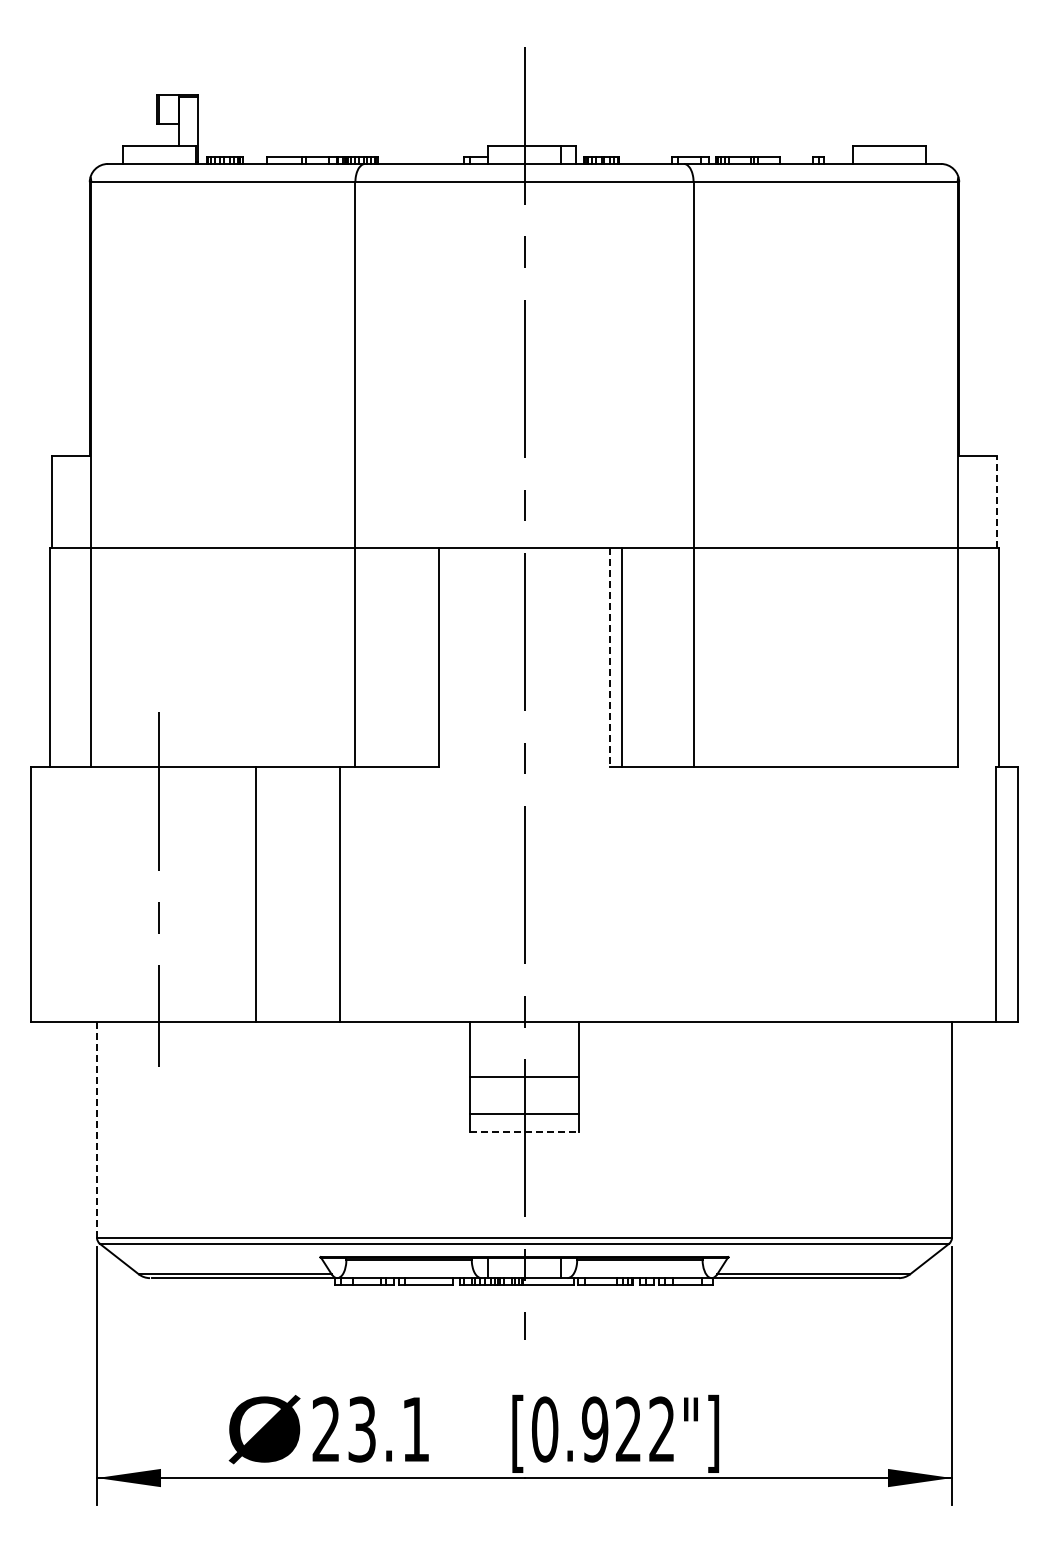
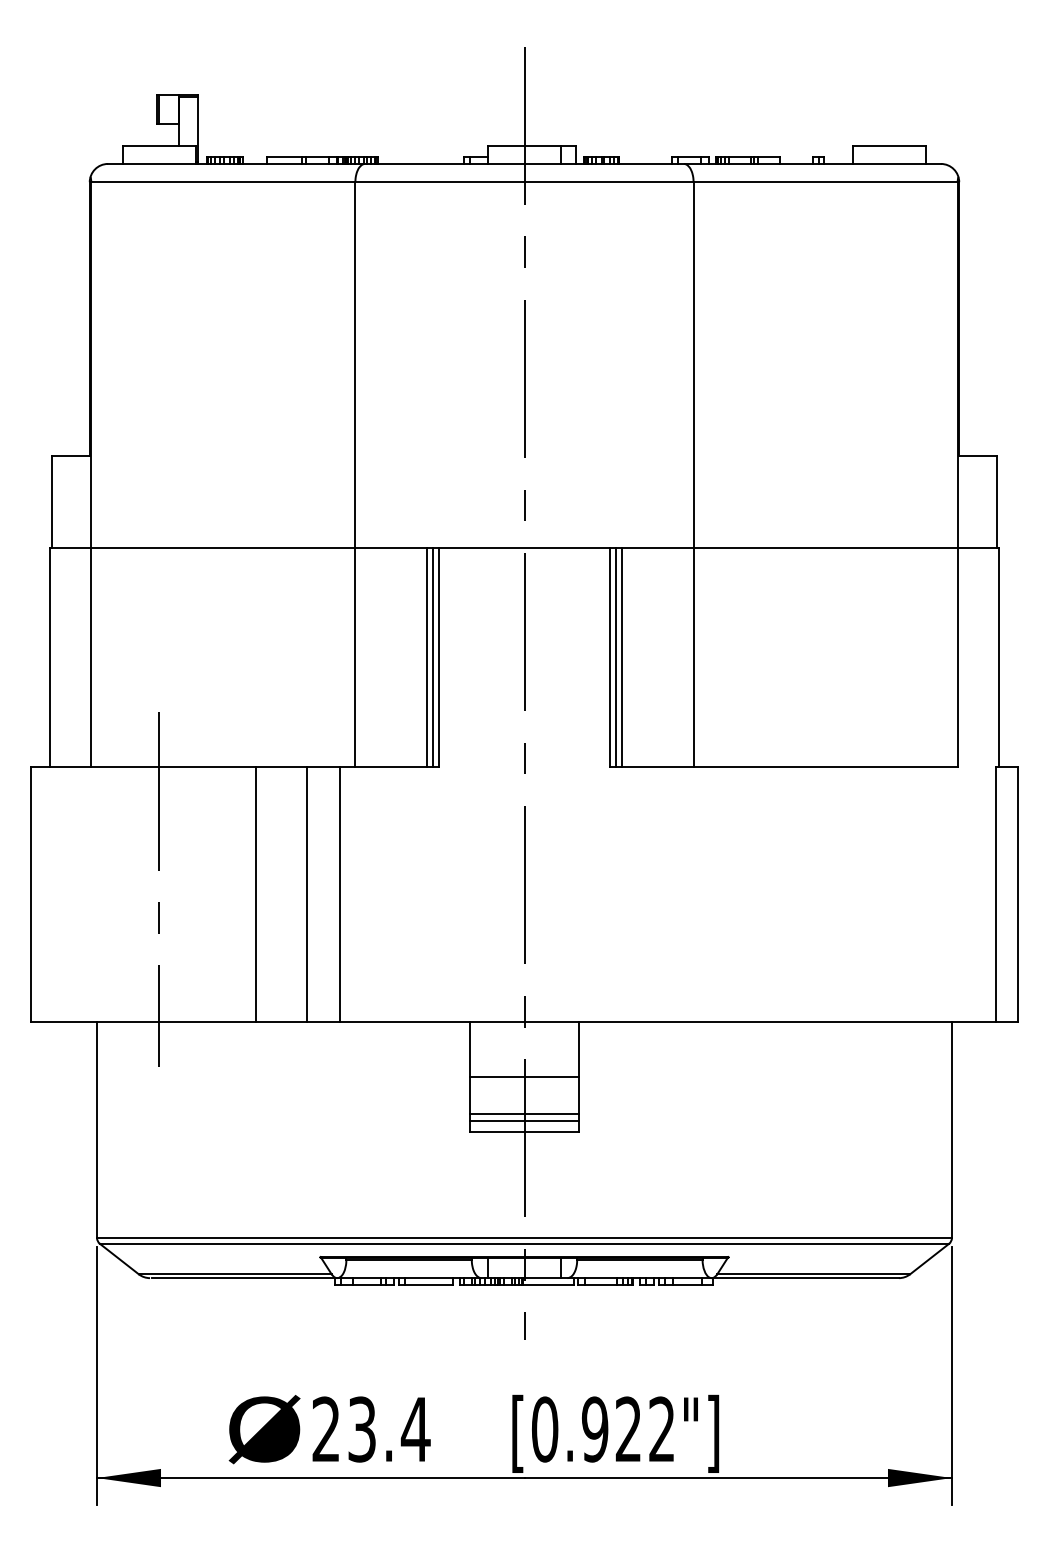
line: dashed -> solid (996, 501)
line: none -> present (427, 656)
line: none -> present (433, 656)
line: none -> present (615, 656)
line: dashed -> solid (609, 657)
line: none -> present (306, 894)
line: none -> present (524, 1121)
line: dashed -> solid (97, 1130)
line: dashed -> solid (524, 1132)
text: 23.1 -> 23.4 (415, 1429)
